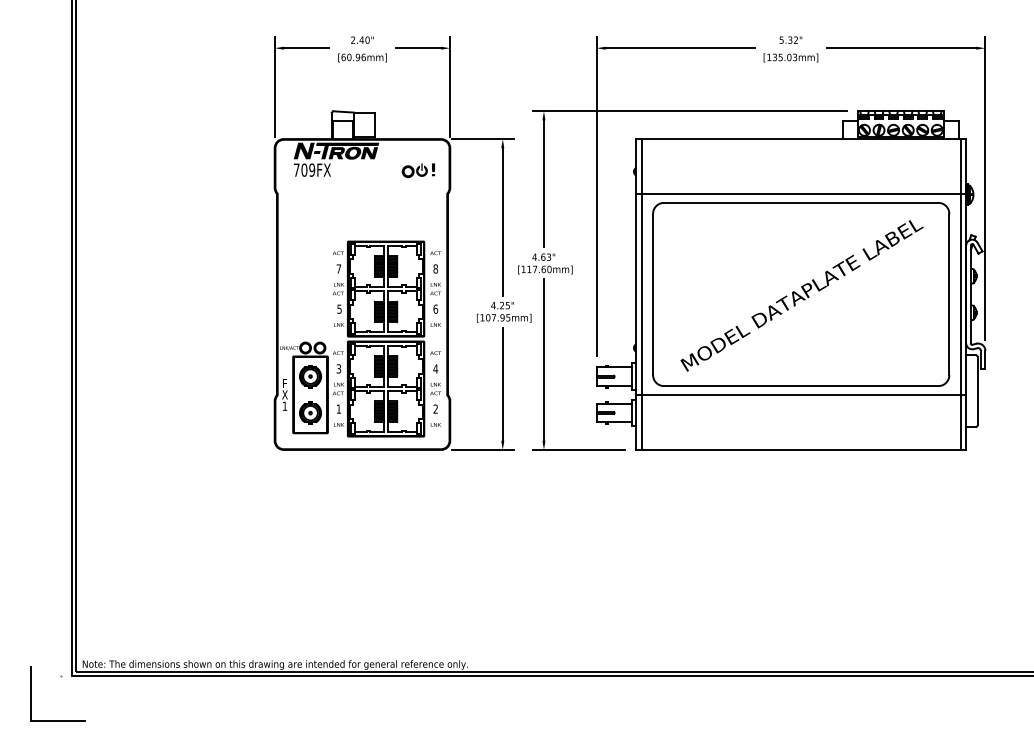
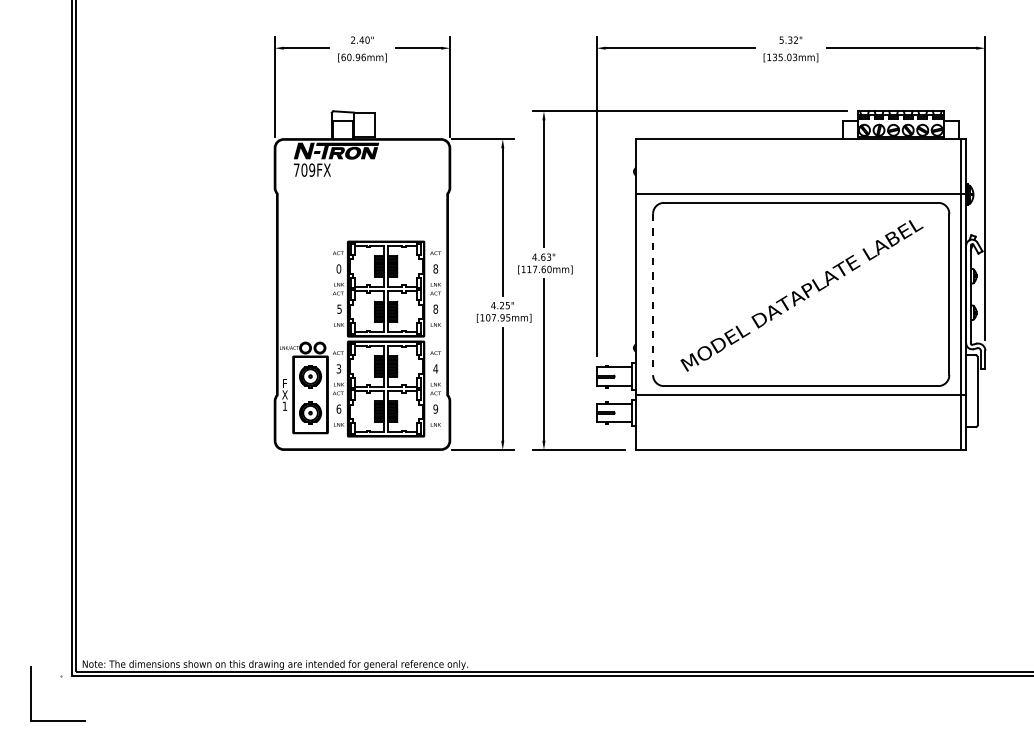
part: present -> none (417, 170)
text: 7 -> 0 (338, 268)
line: present -> none (641, 294)
line: solid -> dashed (653, 294)
text: 6 -> 8 (435, 308)
text: 1 -> 6 (338, 408)
text: 2 -> 9 (435, 408)
